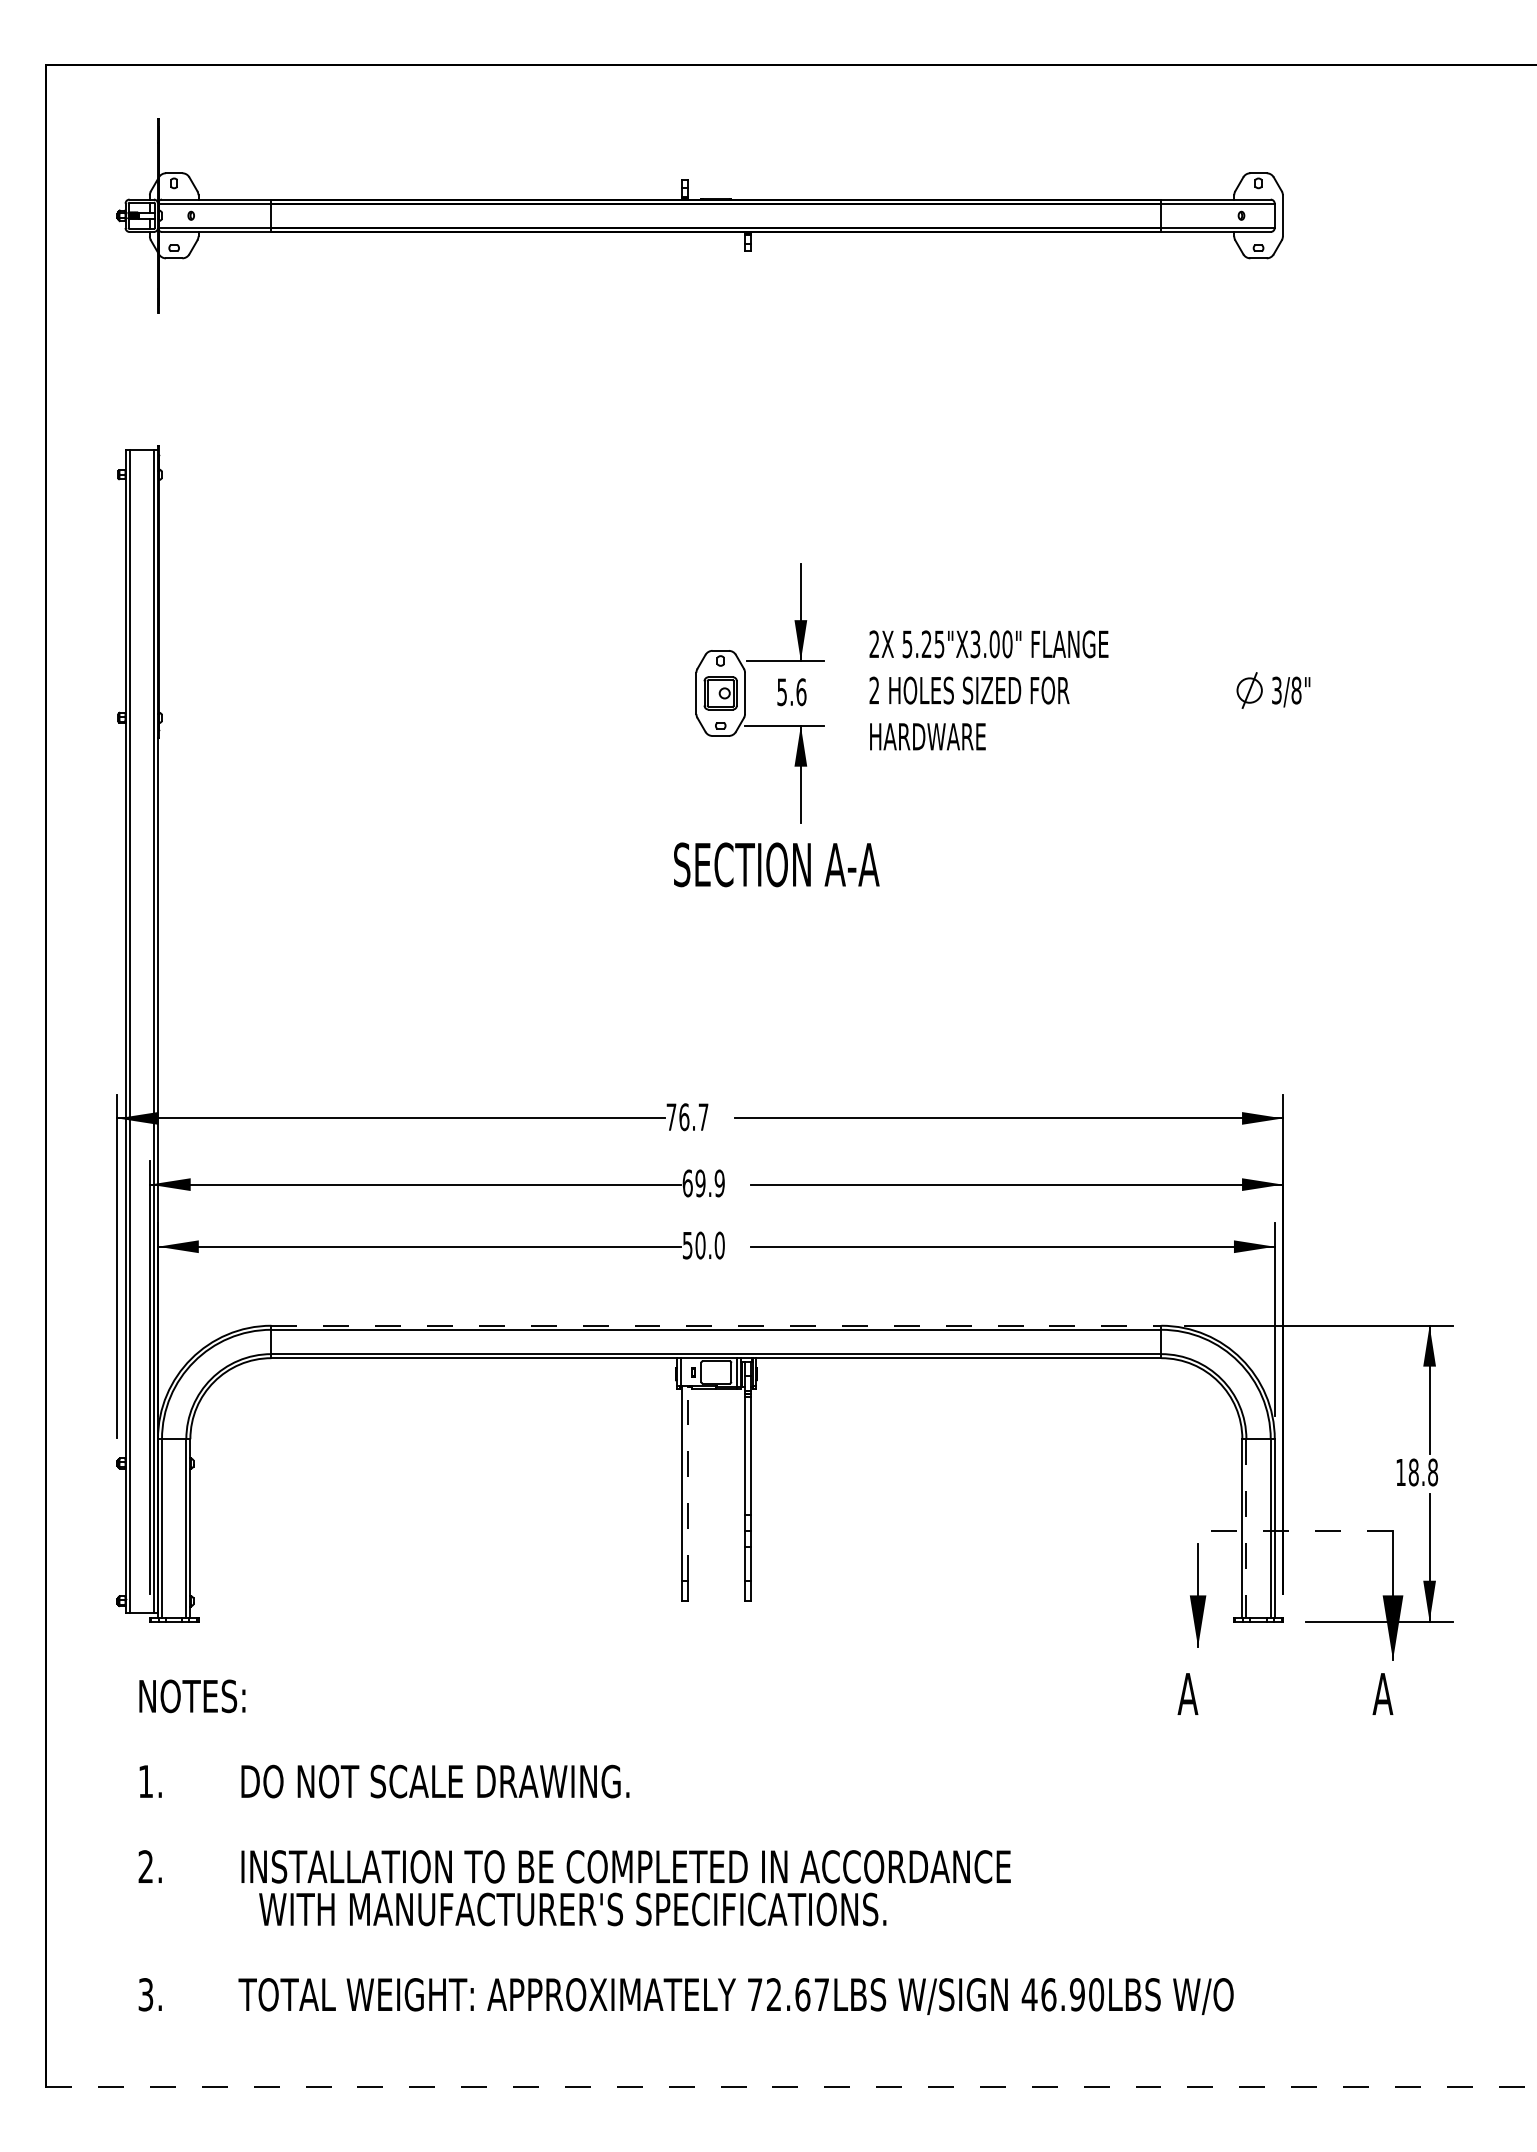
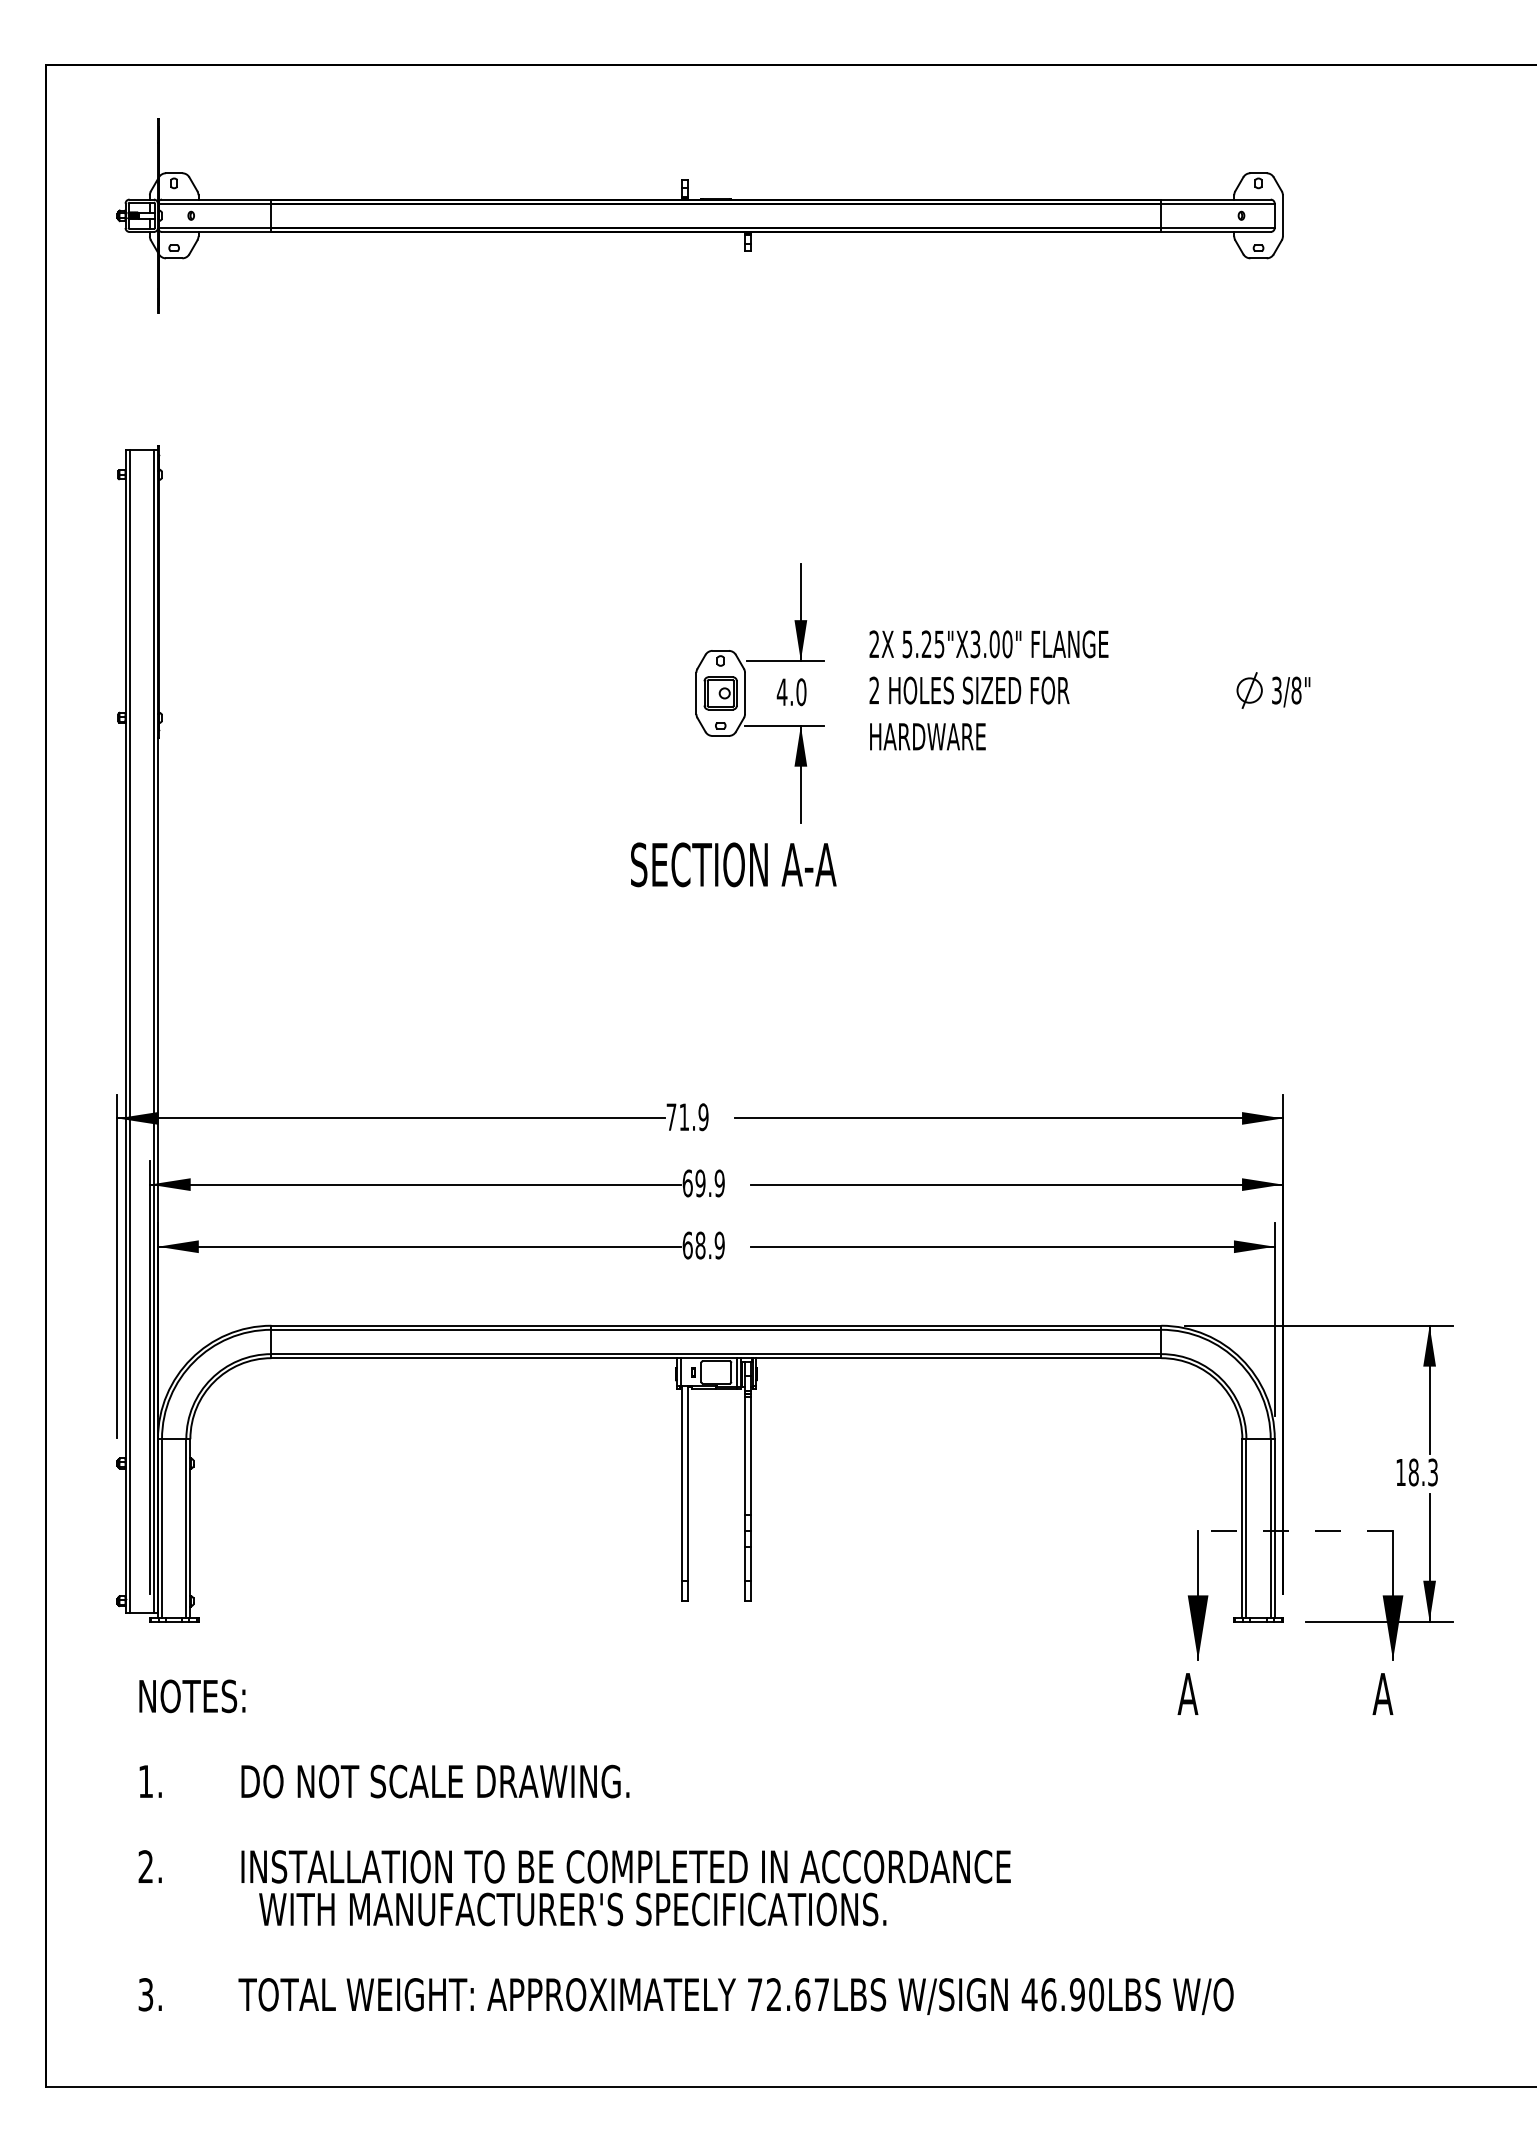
text: 5.6 -> 4.0 (791, 692)
text position: (776, 864) -> (733, 864) (733, 864)
text: 76.7 -> 71.9 (693, 1117)
text: 50.0 -> 68.9 (703, 1245)
line: dashed -> solid (716, 1325)
text: 18.8 -> 18.3 (1433, 1472)
line: dashed -> solid (688, 1483)
line: dashed -> solid (1246, 1528)
part size: 17x105 px -> 22x131 px (1197, 1595)
line: dashed -> solid (791, 2087)
